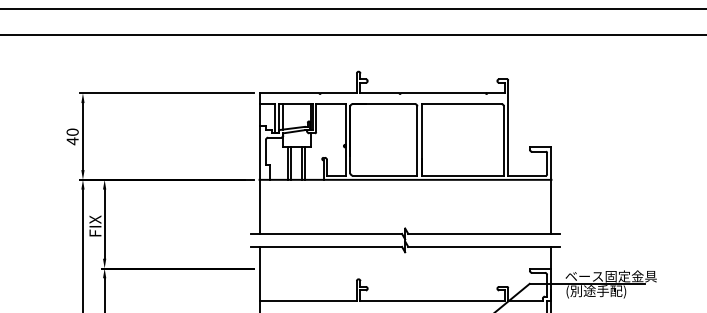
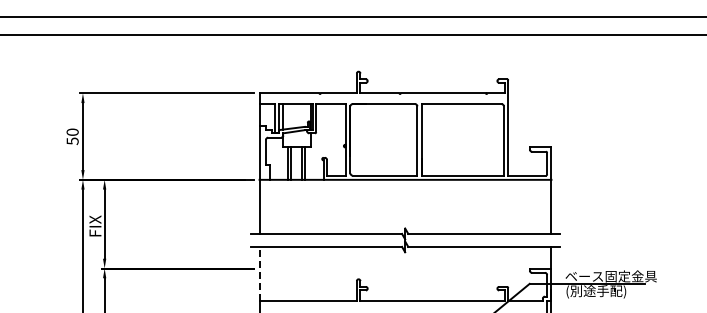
line position: (352, 9) -> (352, 17) (352, 17)
text: 40 -> 50 (72, 141)
line: solid -> dashed (259, 273)
